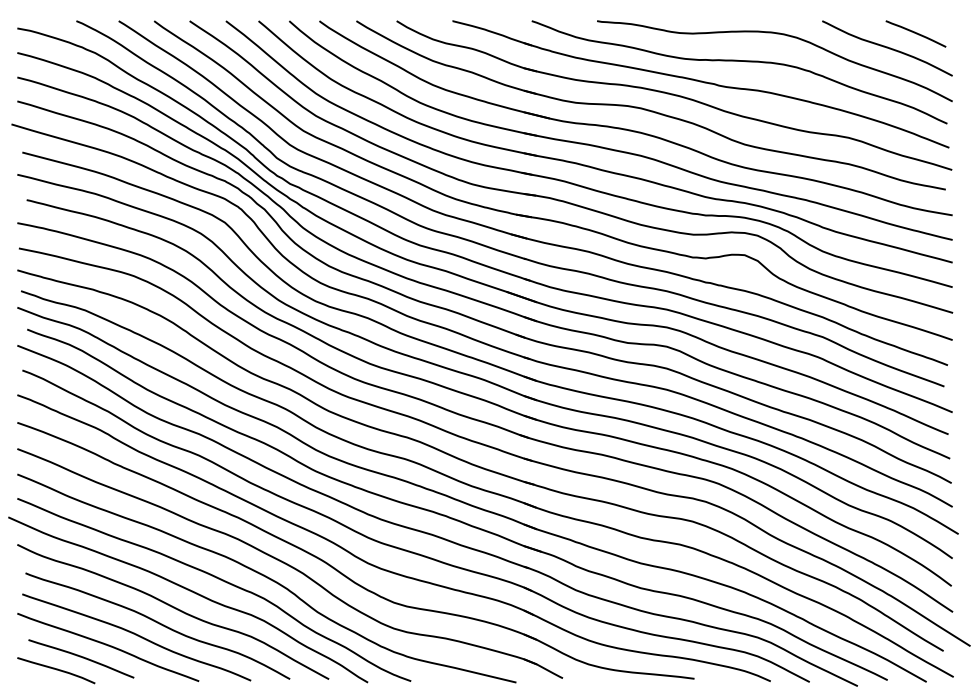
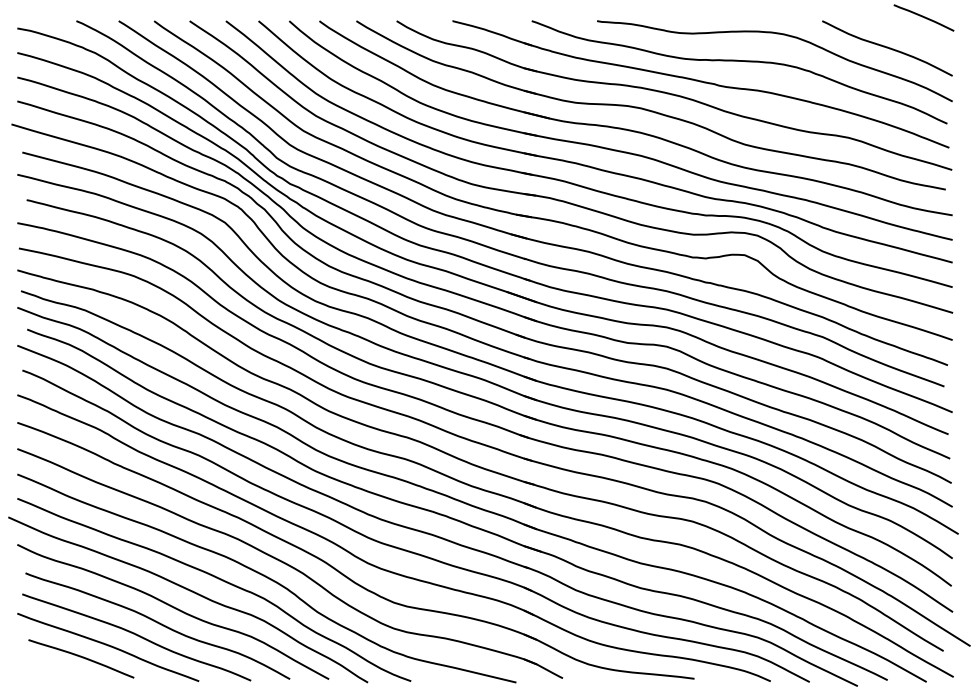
line position: (915, 33) -> (923, 17) (923, 17)
curve: present -> none (56, 670)
